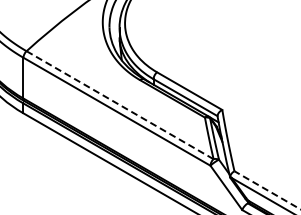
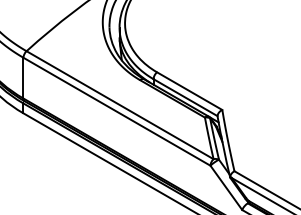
line: dashed -> solid (120, 105)
line: dashed -> solid (267, 190)
